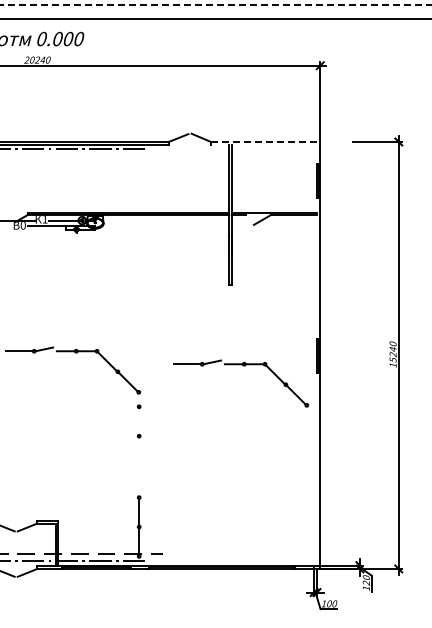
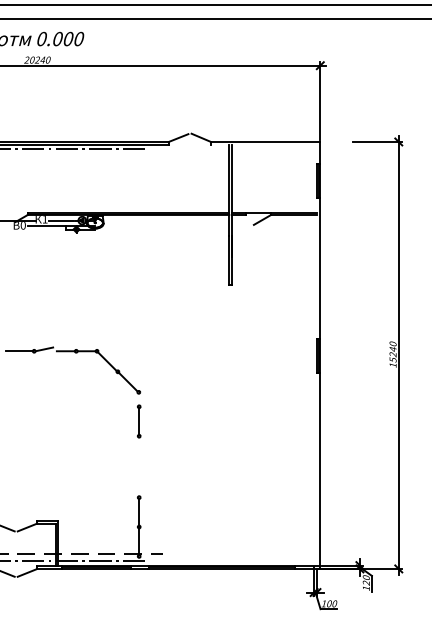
line: dashed -> solid (216, 4)
line: dashed -> solid (265, 141)
part: present -> none (243, 366)
line: none -> present (139, 421)
